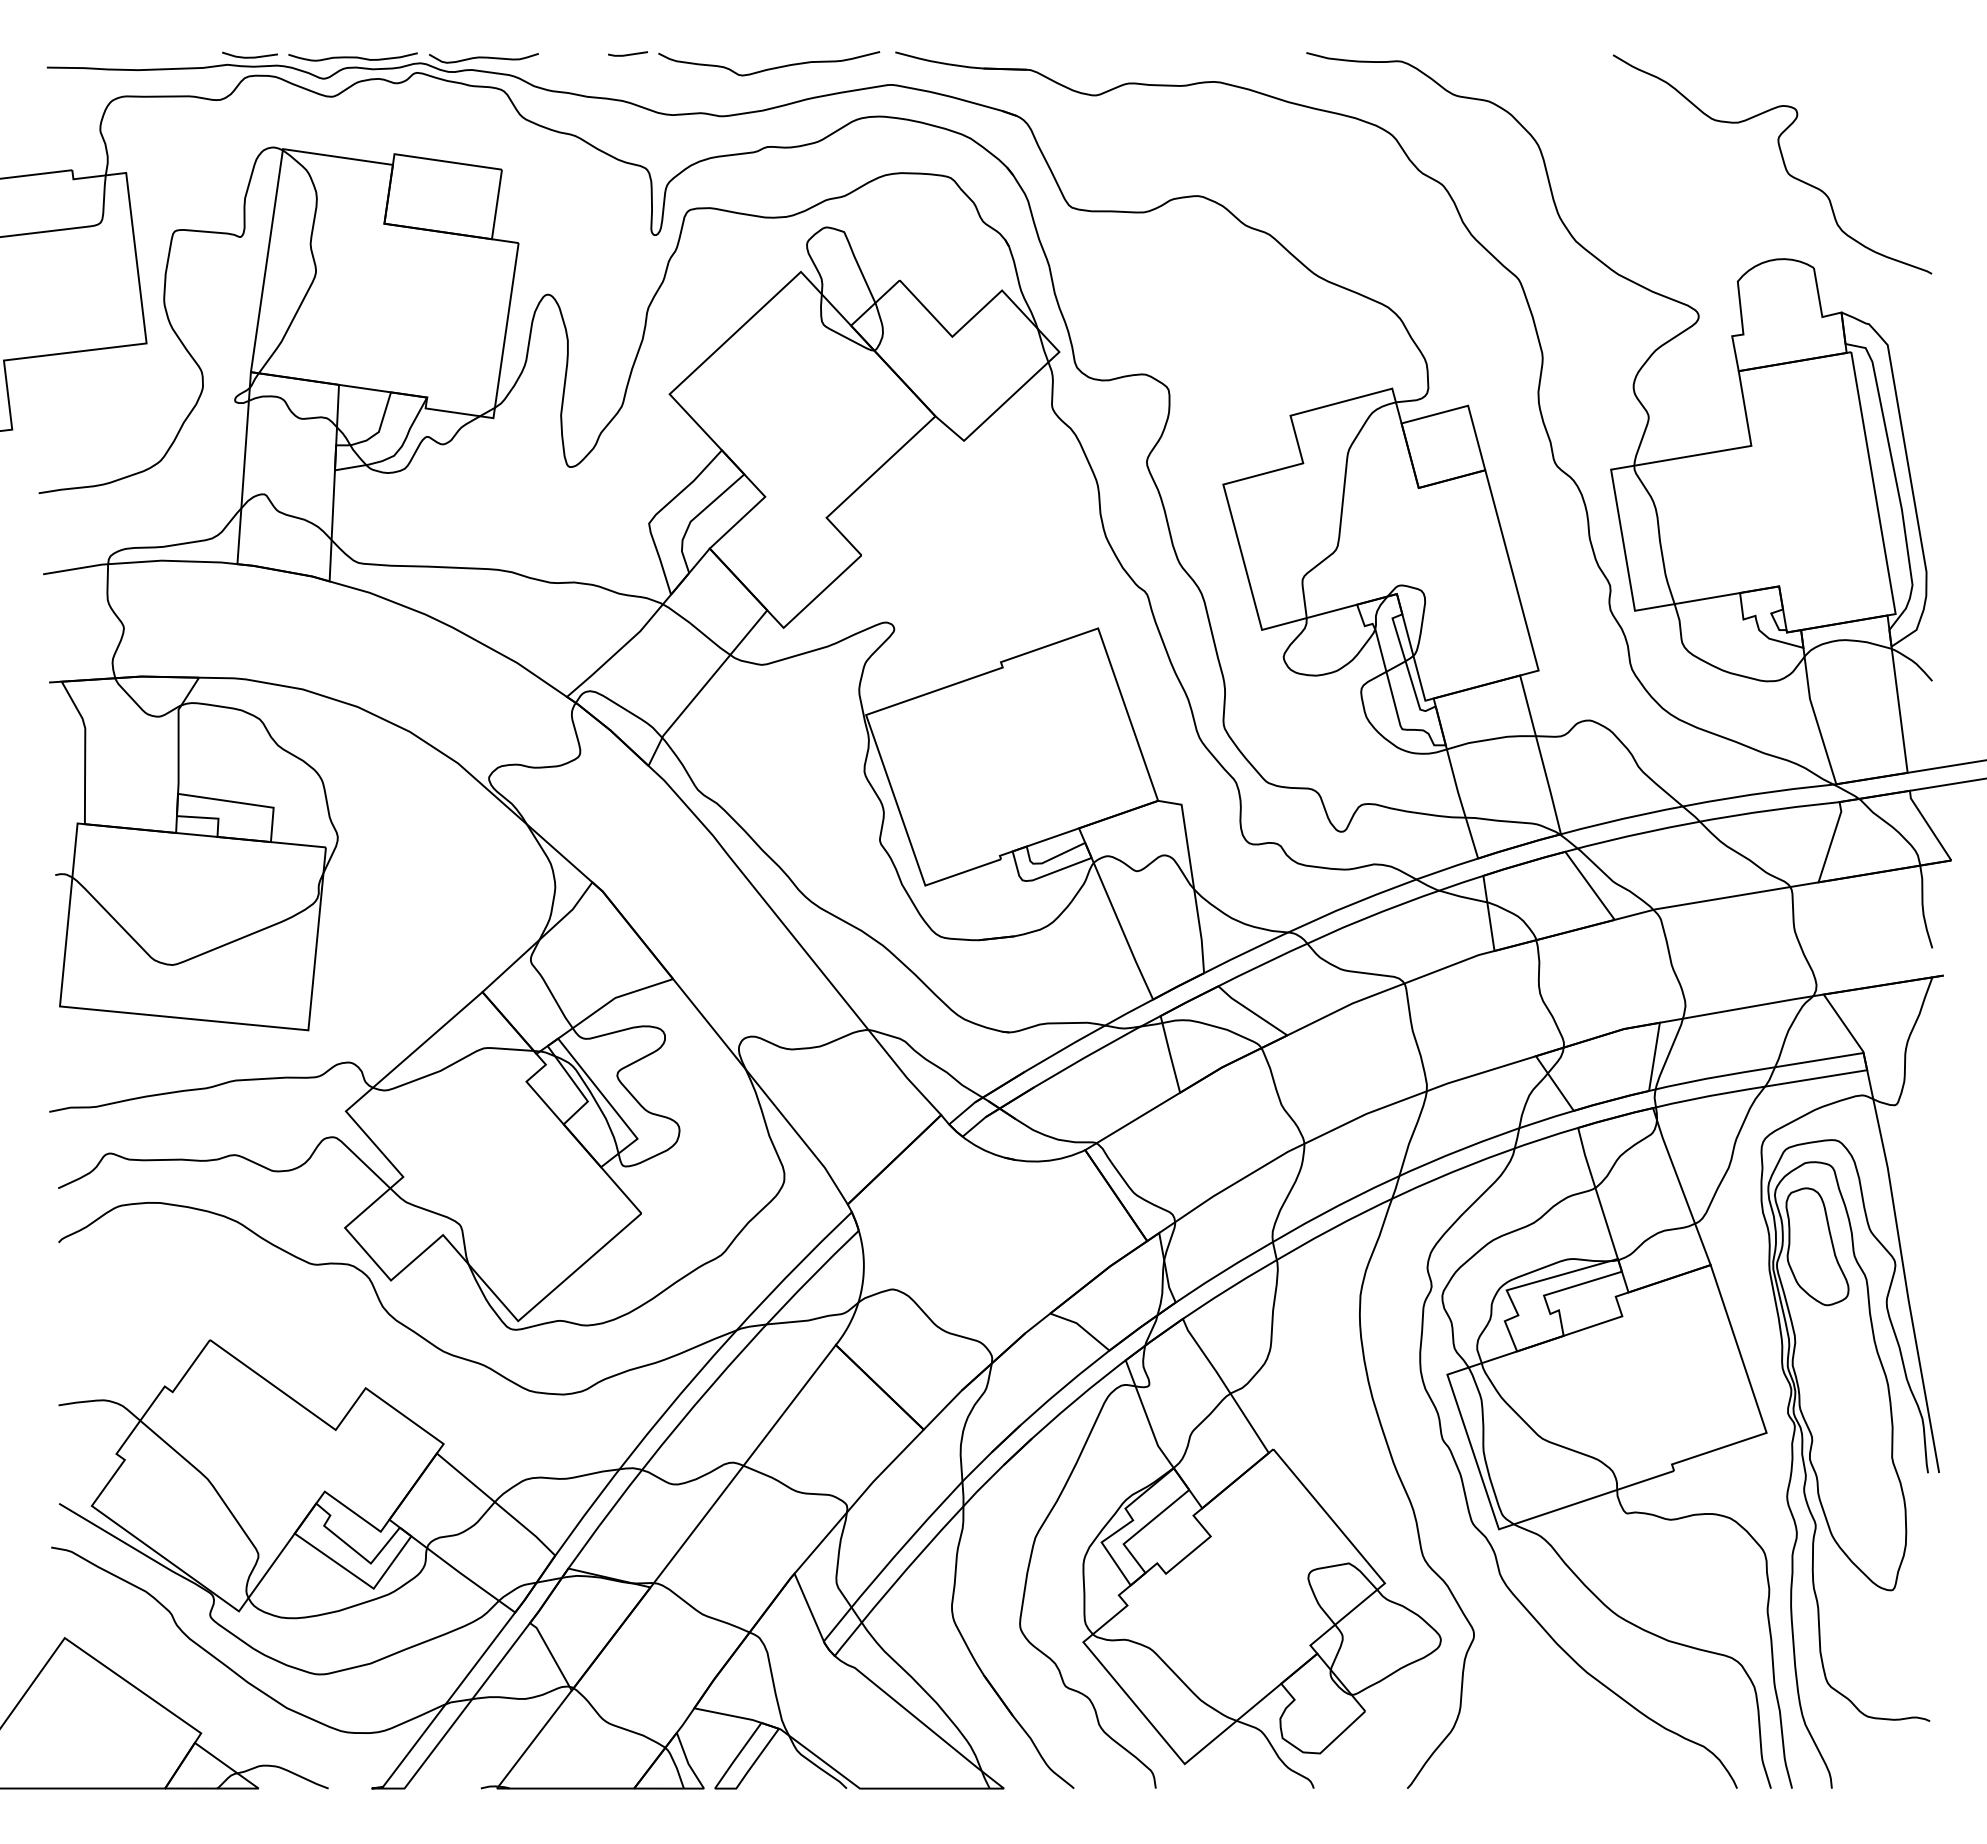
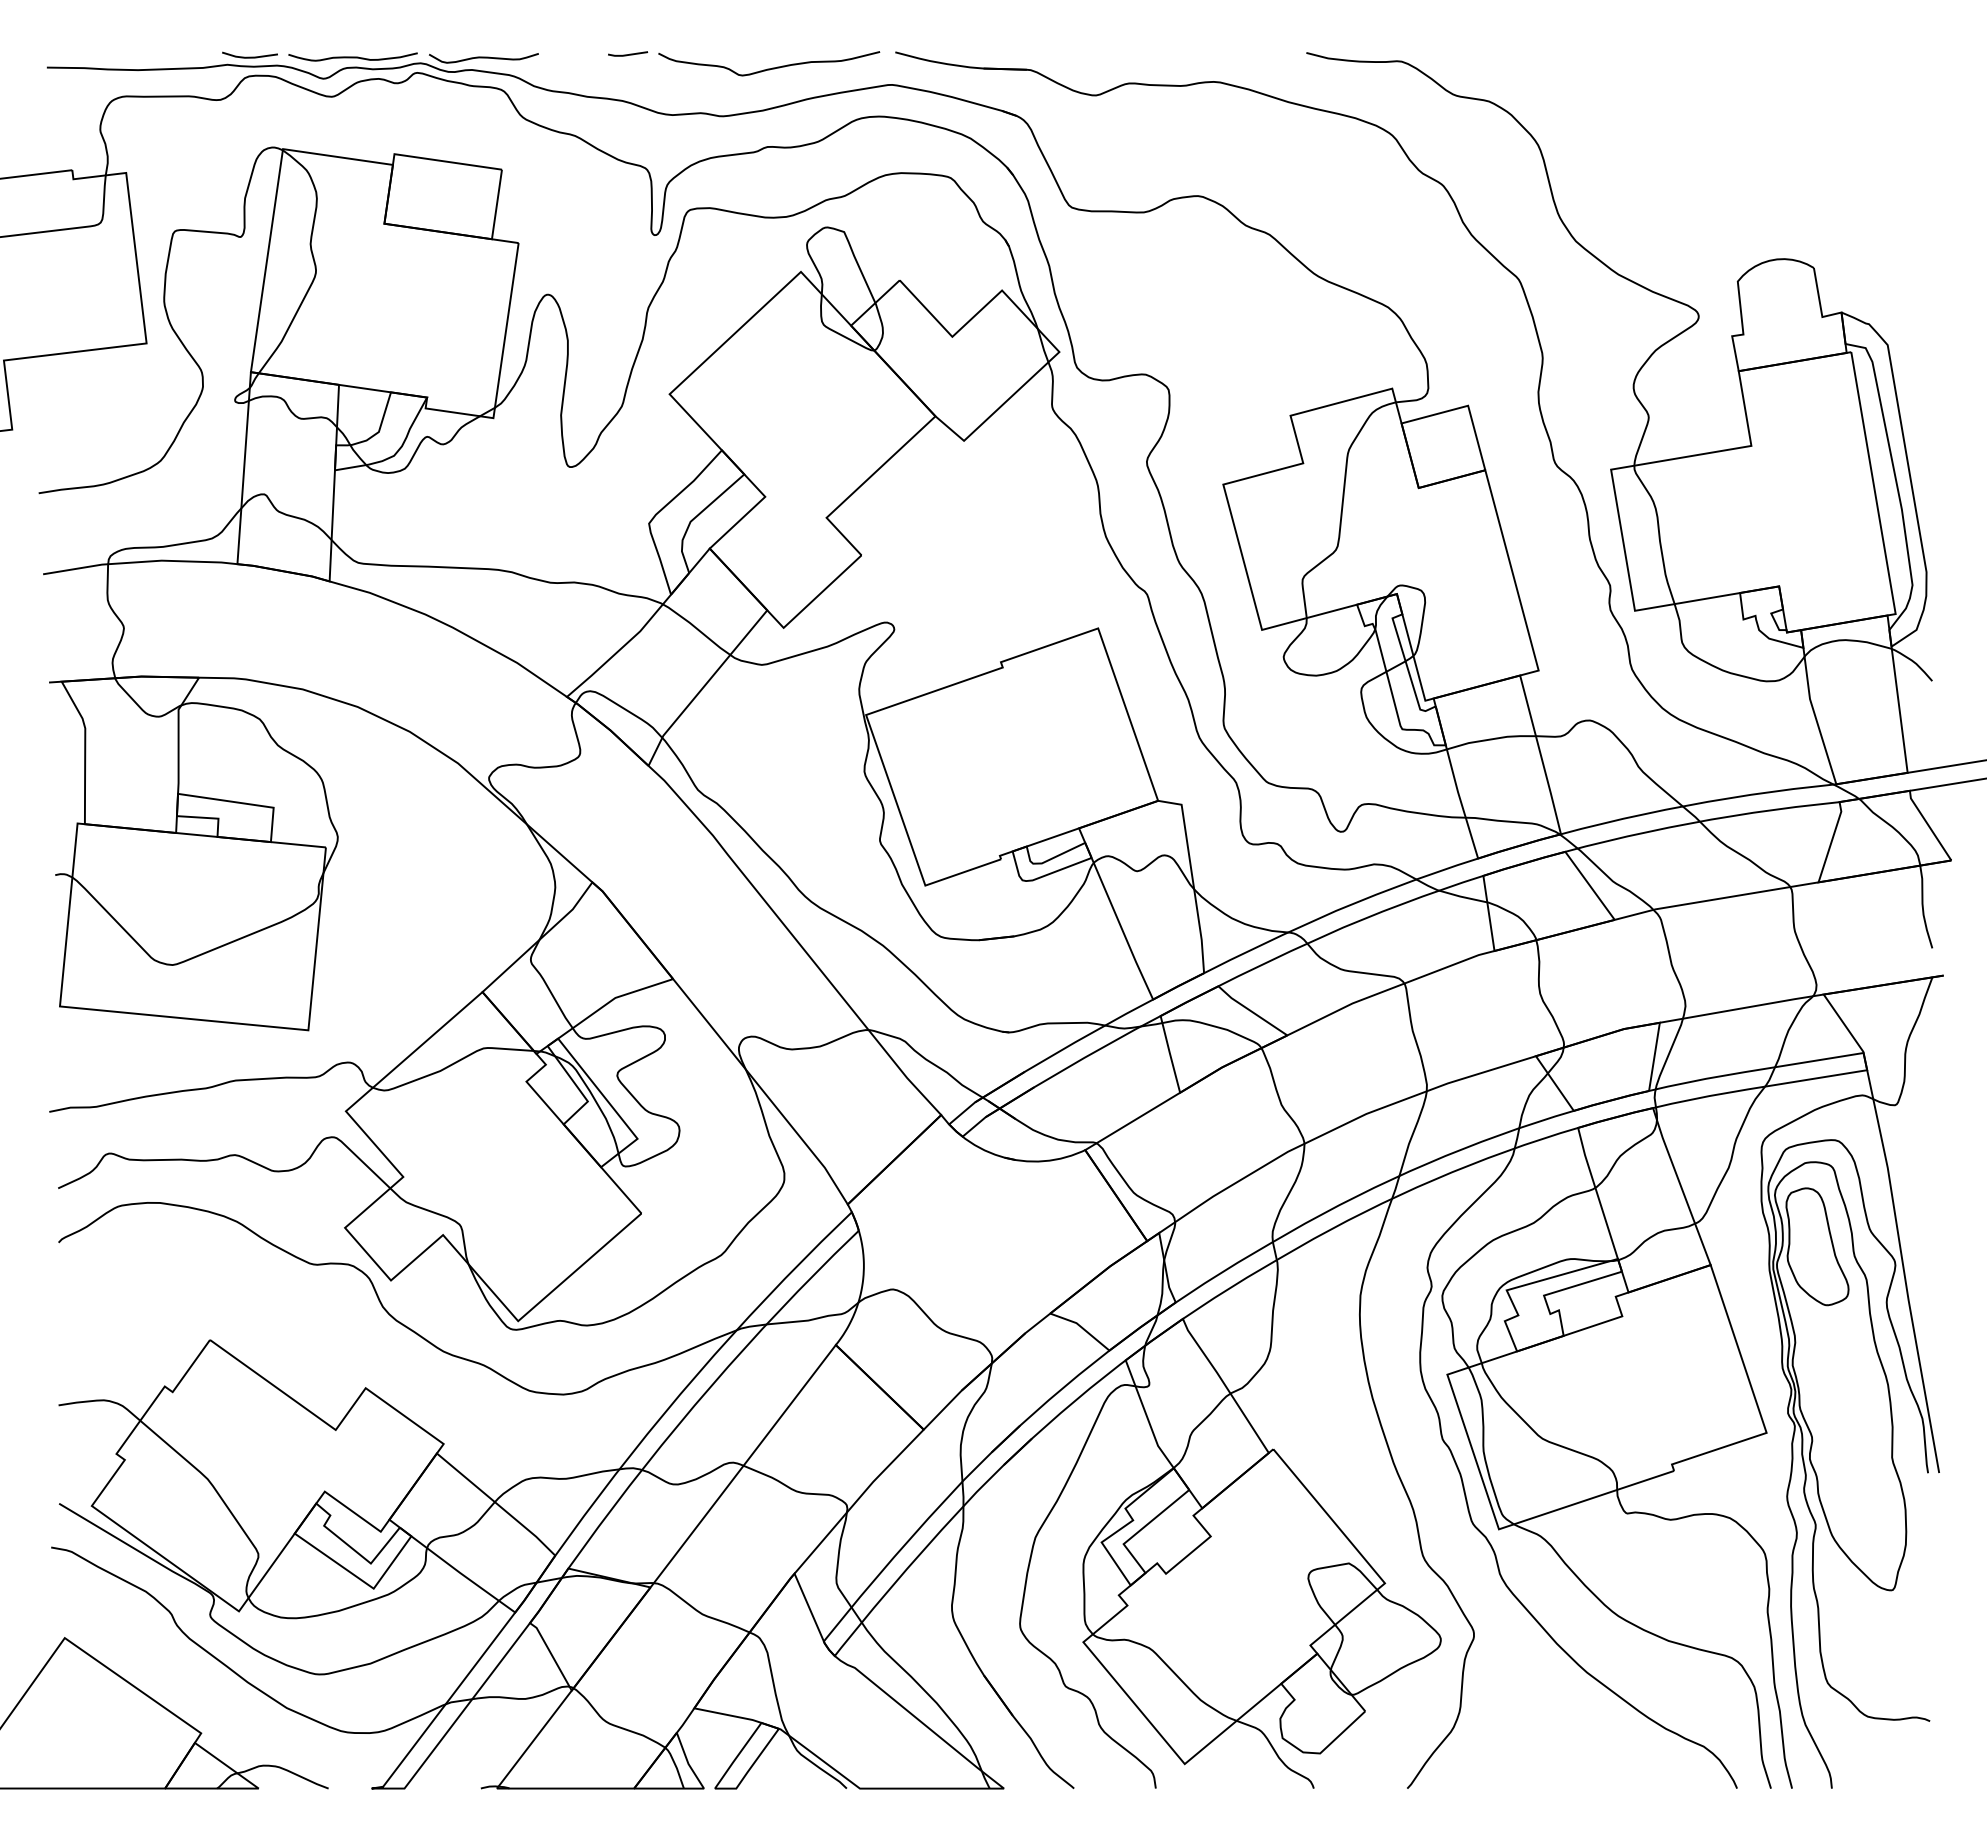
curve: present -> none (1782, 161)
